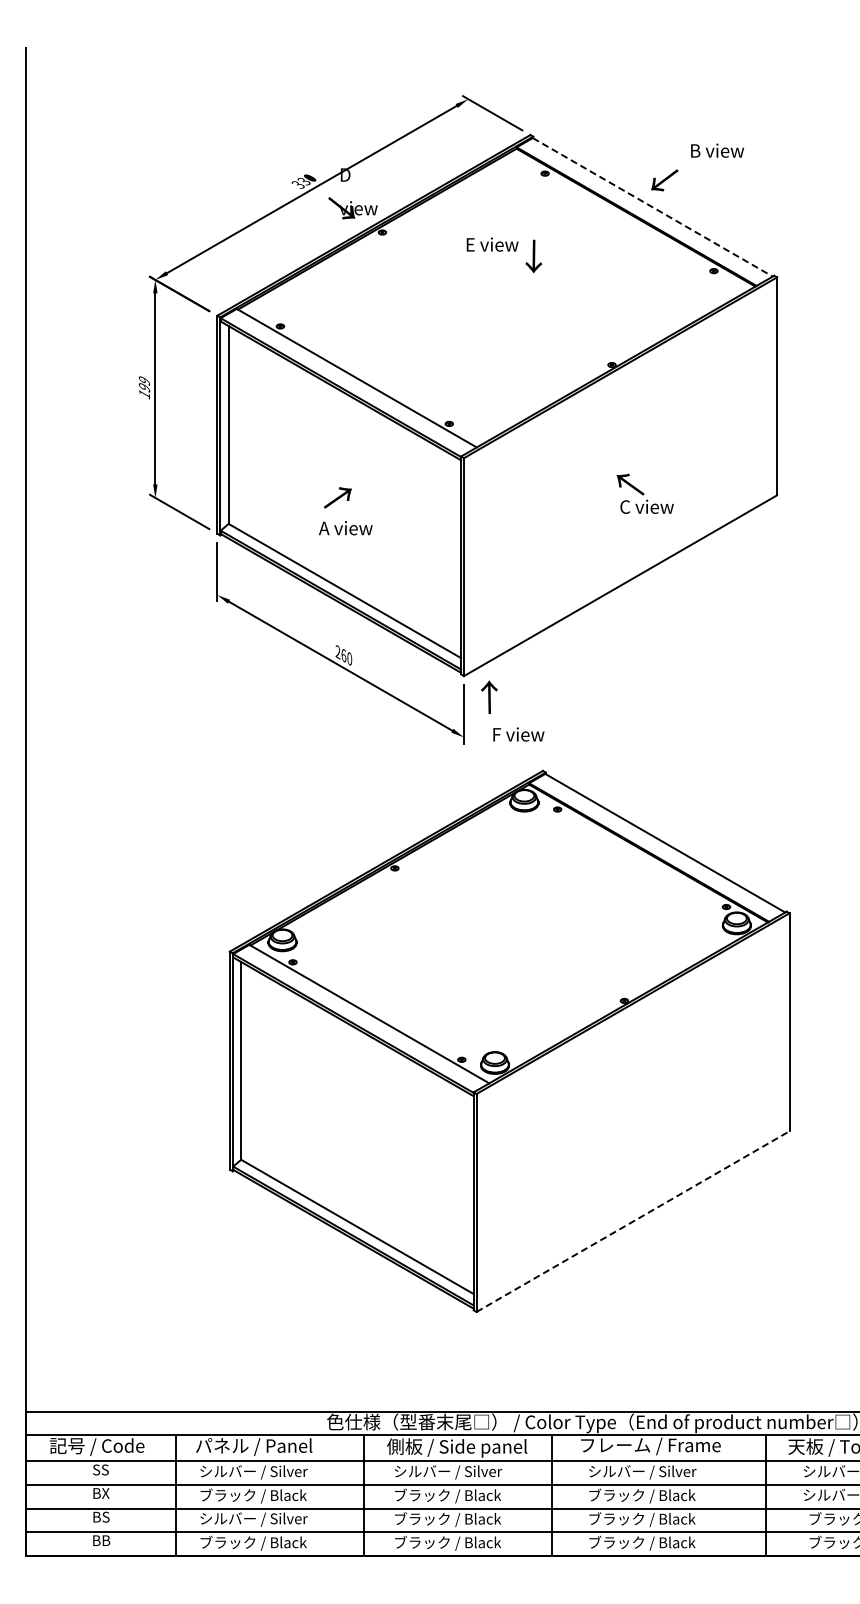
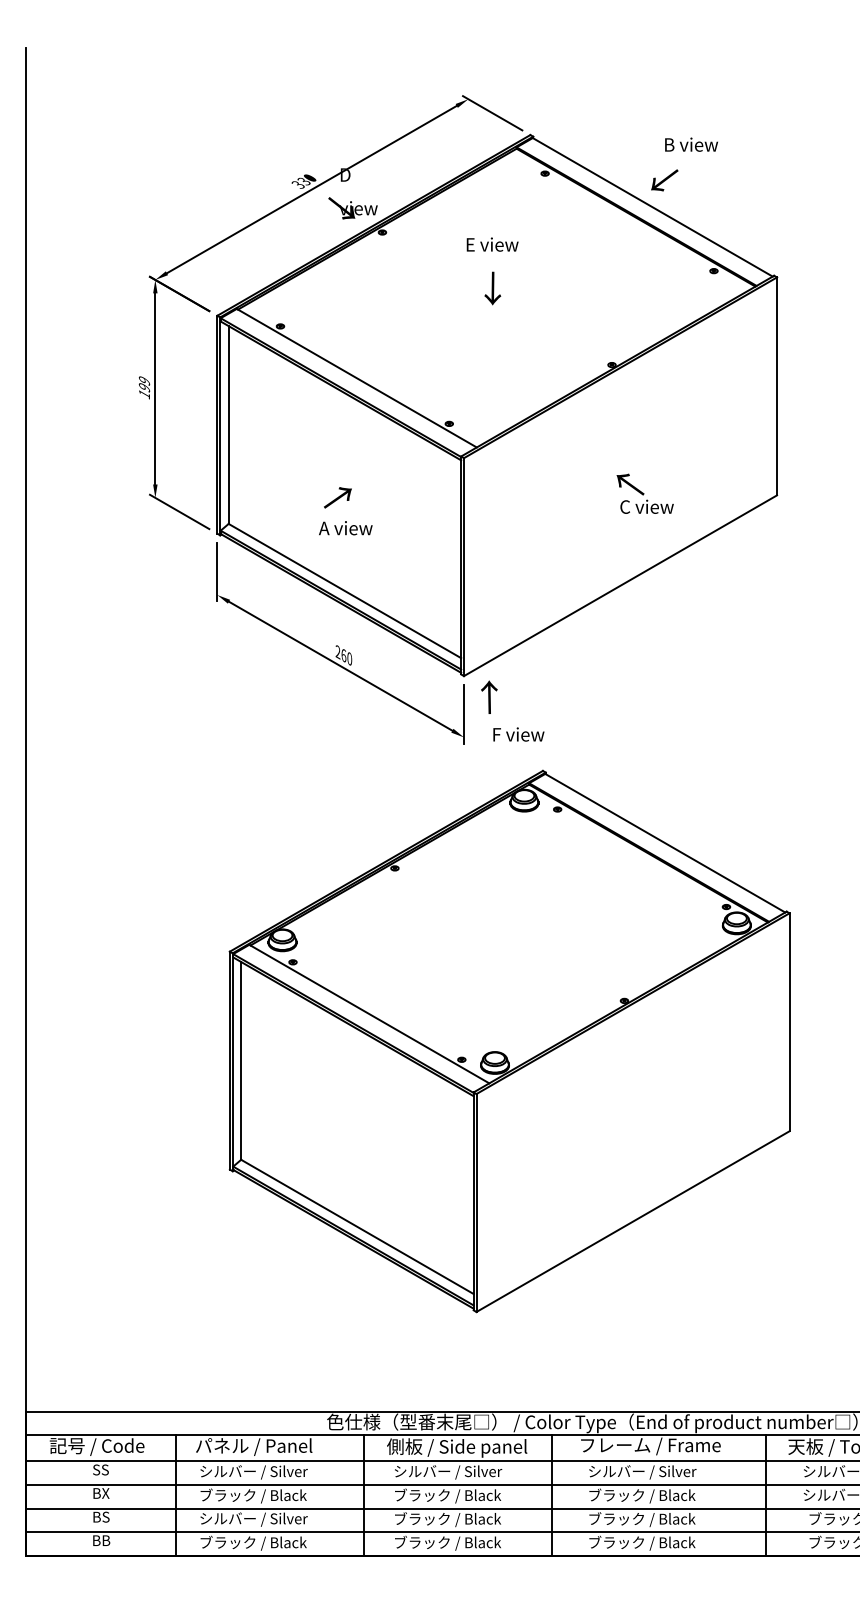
text position: (717, 150) -> (691, 144) (691, 144)
line: dashed -> solid (652, 207)
text position: (533, 256) -> (492, 288) (492, 288)
line: dashed -> solid (633, 1221)
